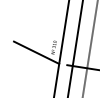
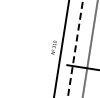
line: solid -> dashed (75, 49)
line: present -> none (36, 52)
